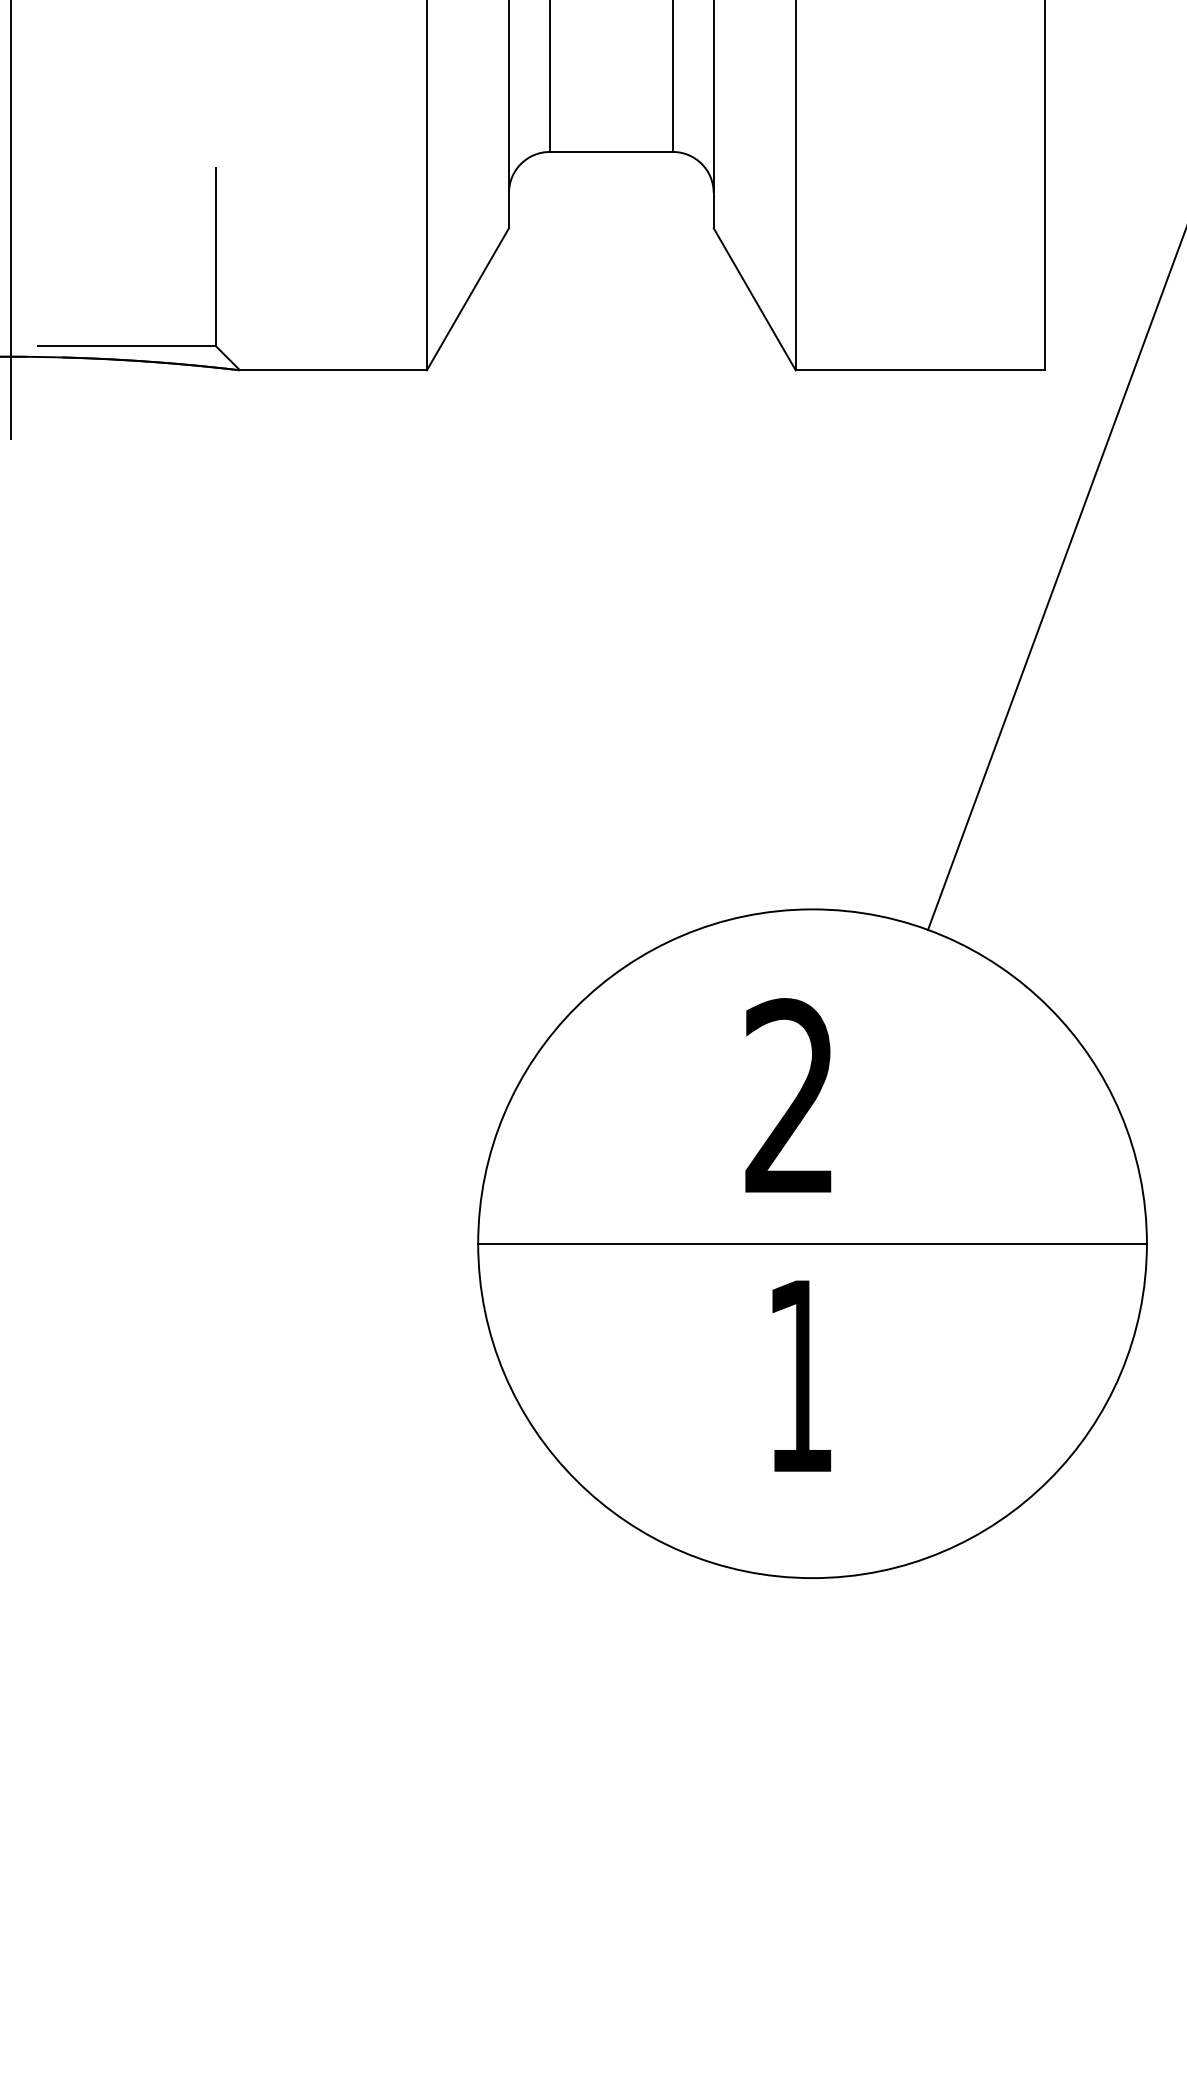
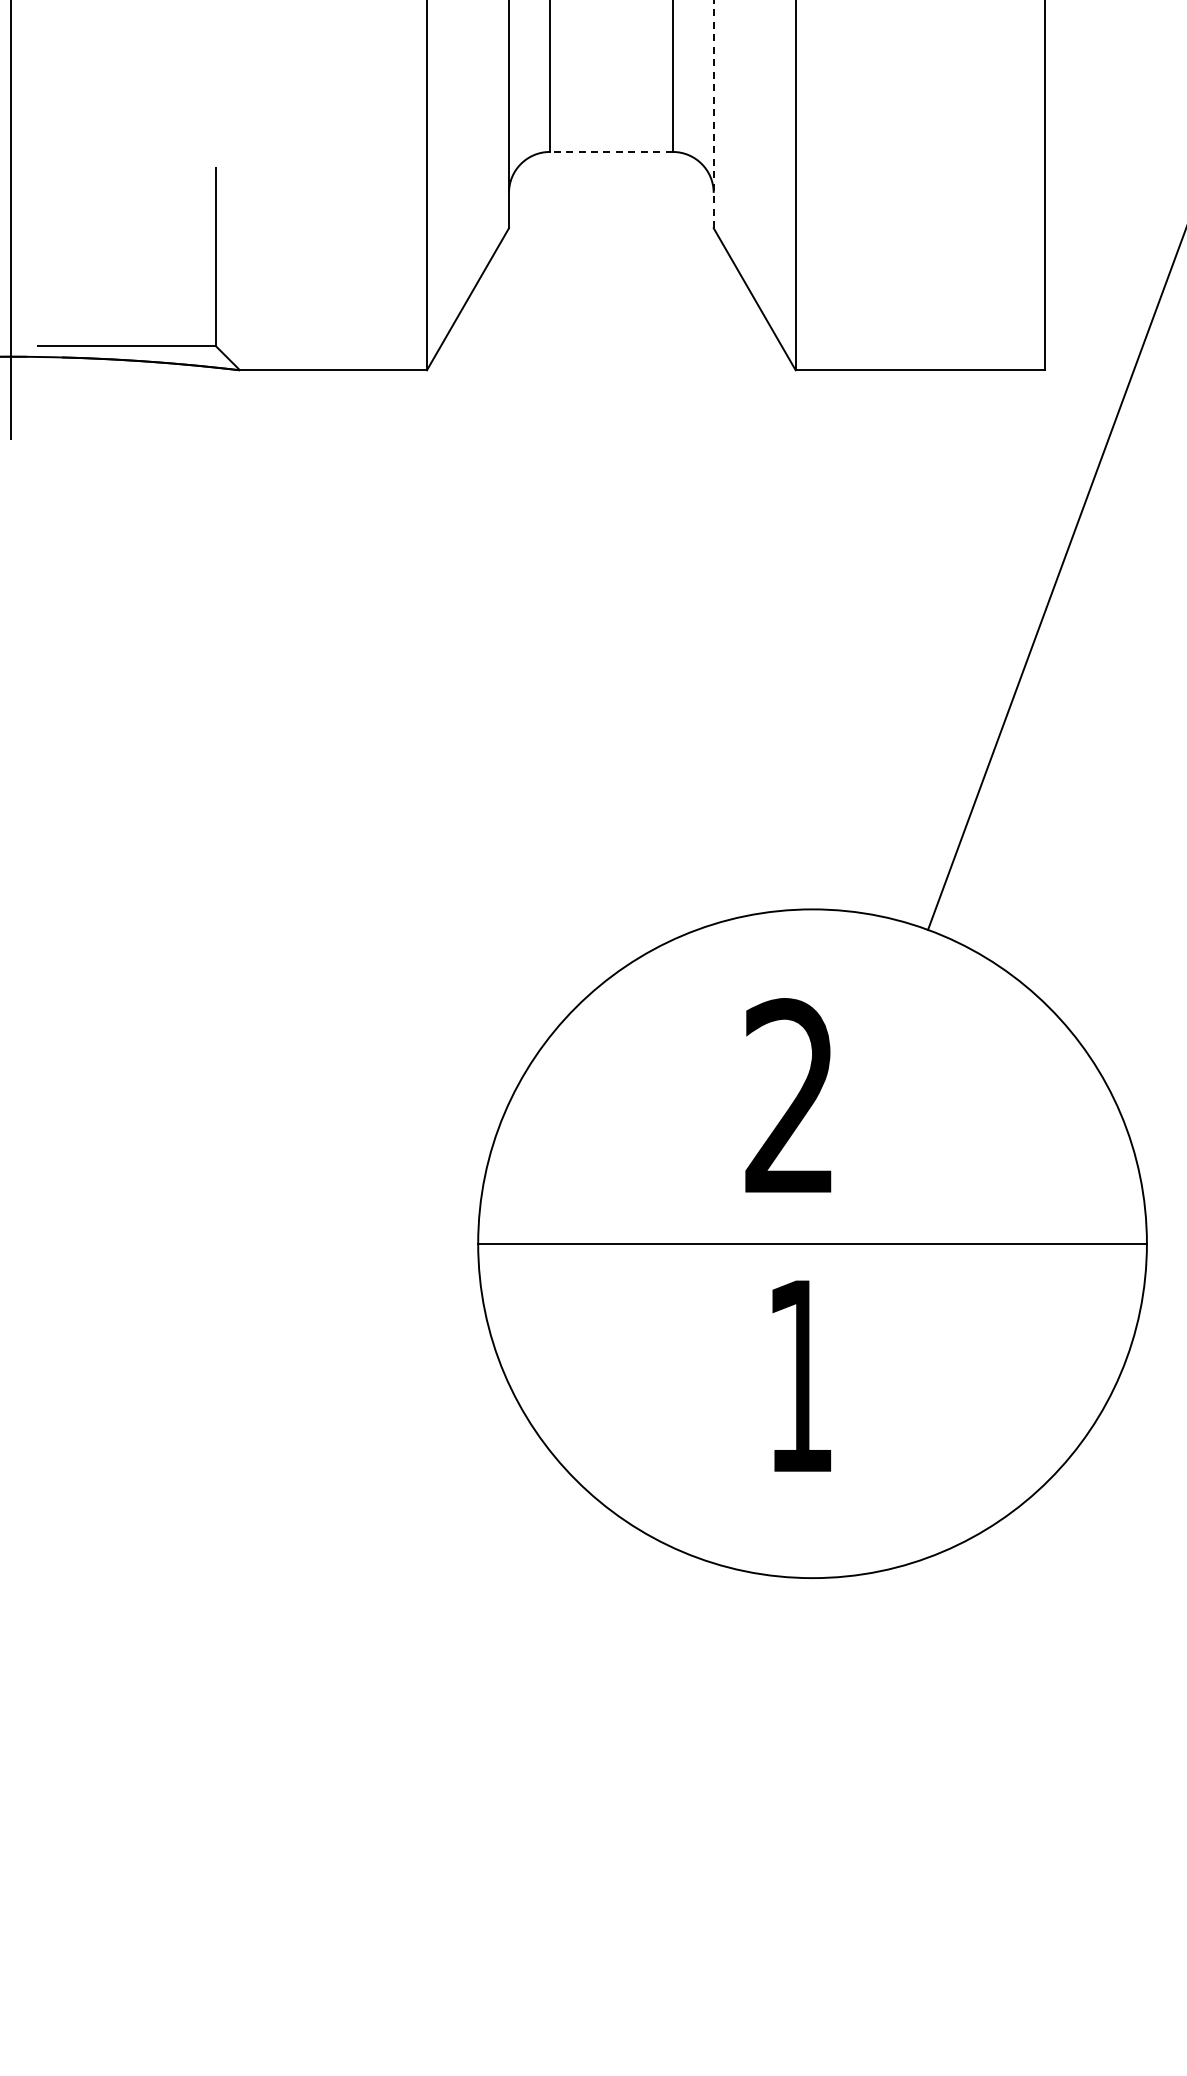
line: solid -> dashed (713, 114)
line: solid -> dashed (610, 151)
